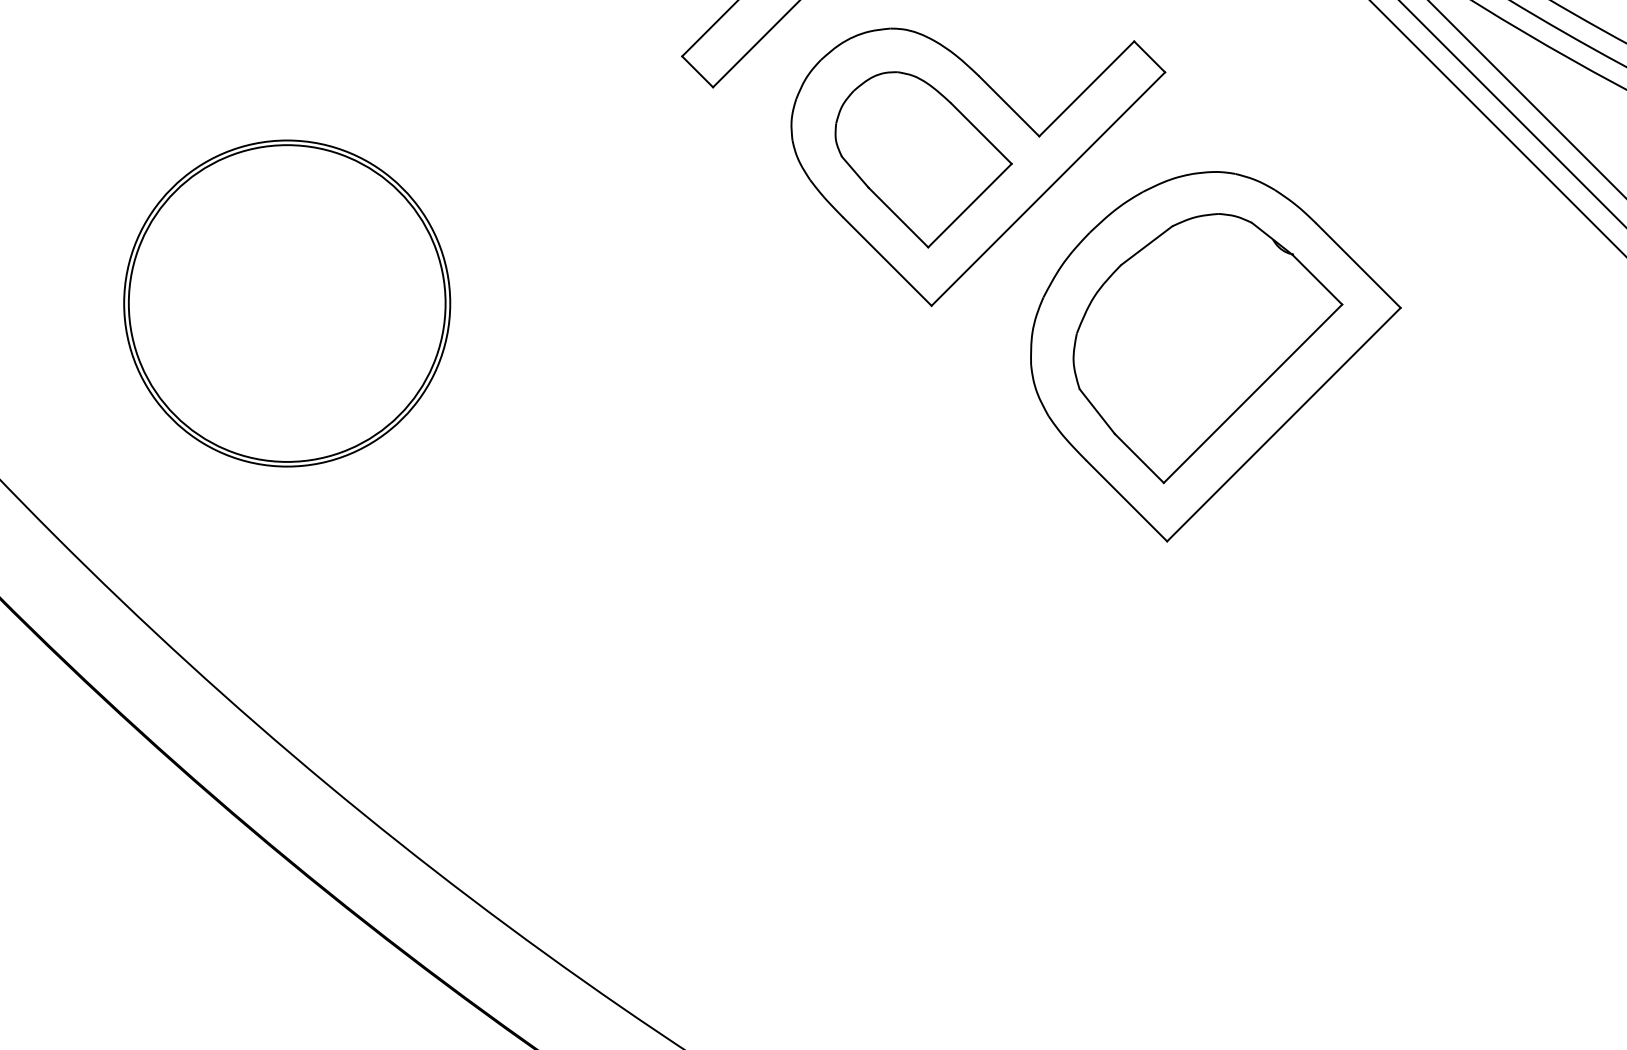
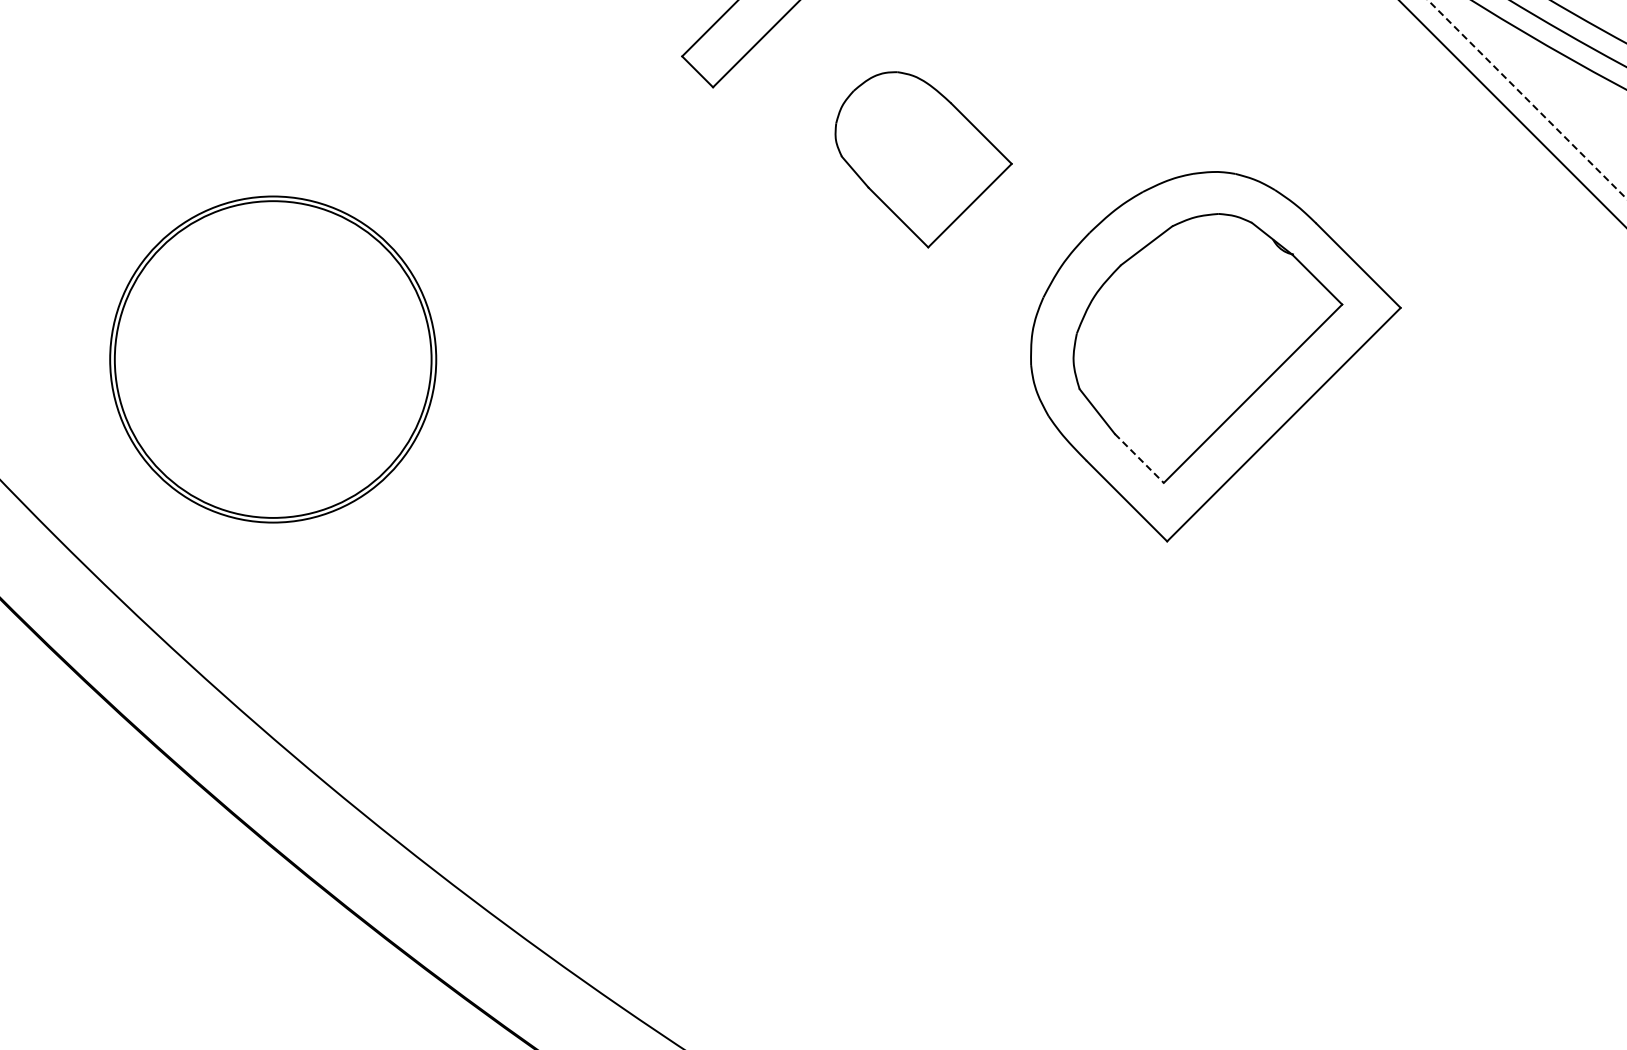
line: solid -> dashed (1527, 100)
line: present -> none (1497, 127)
part: present -> none (978, 166)
part position: (287, 303) -> (273, 359) (273, 359)
line: solid -> dashed (1139, 458)
